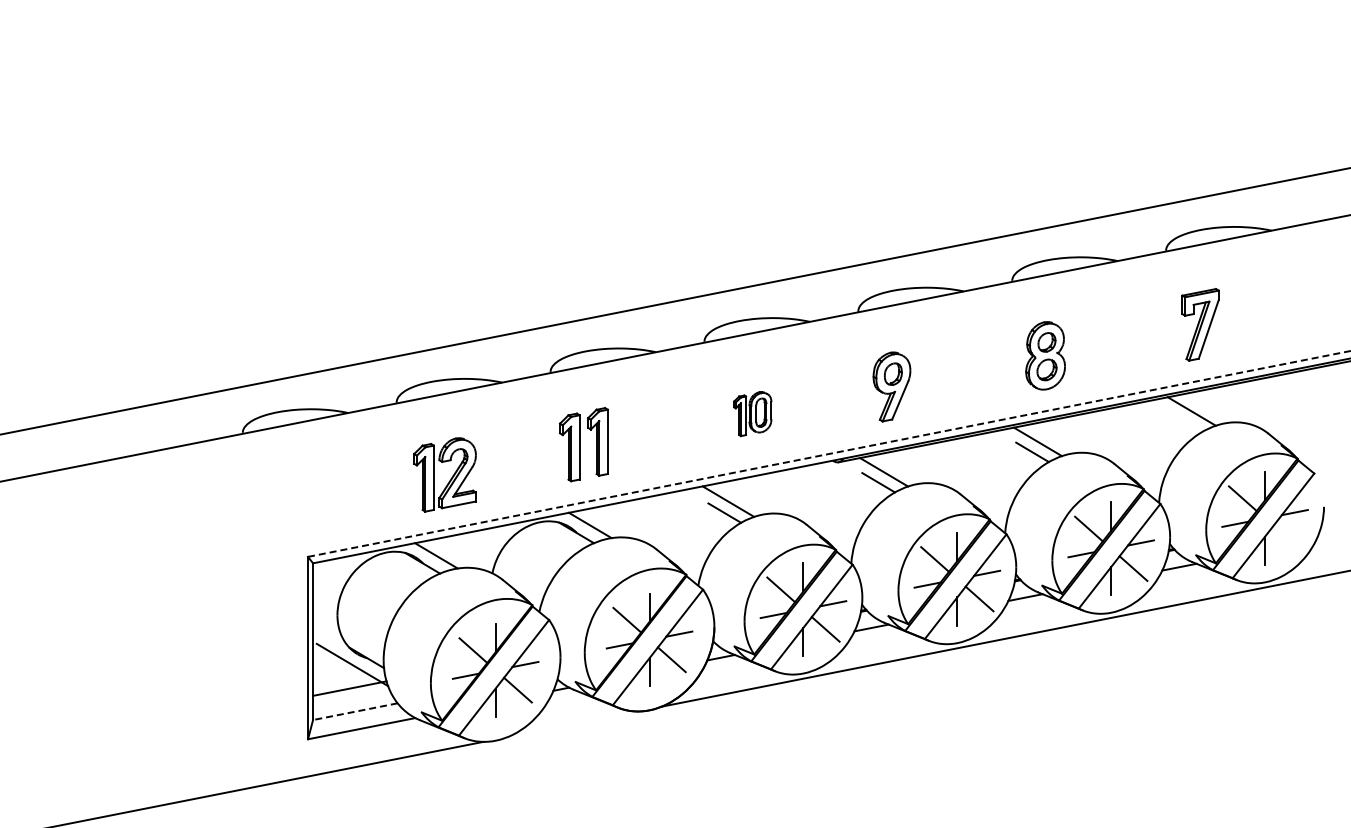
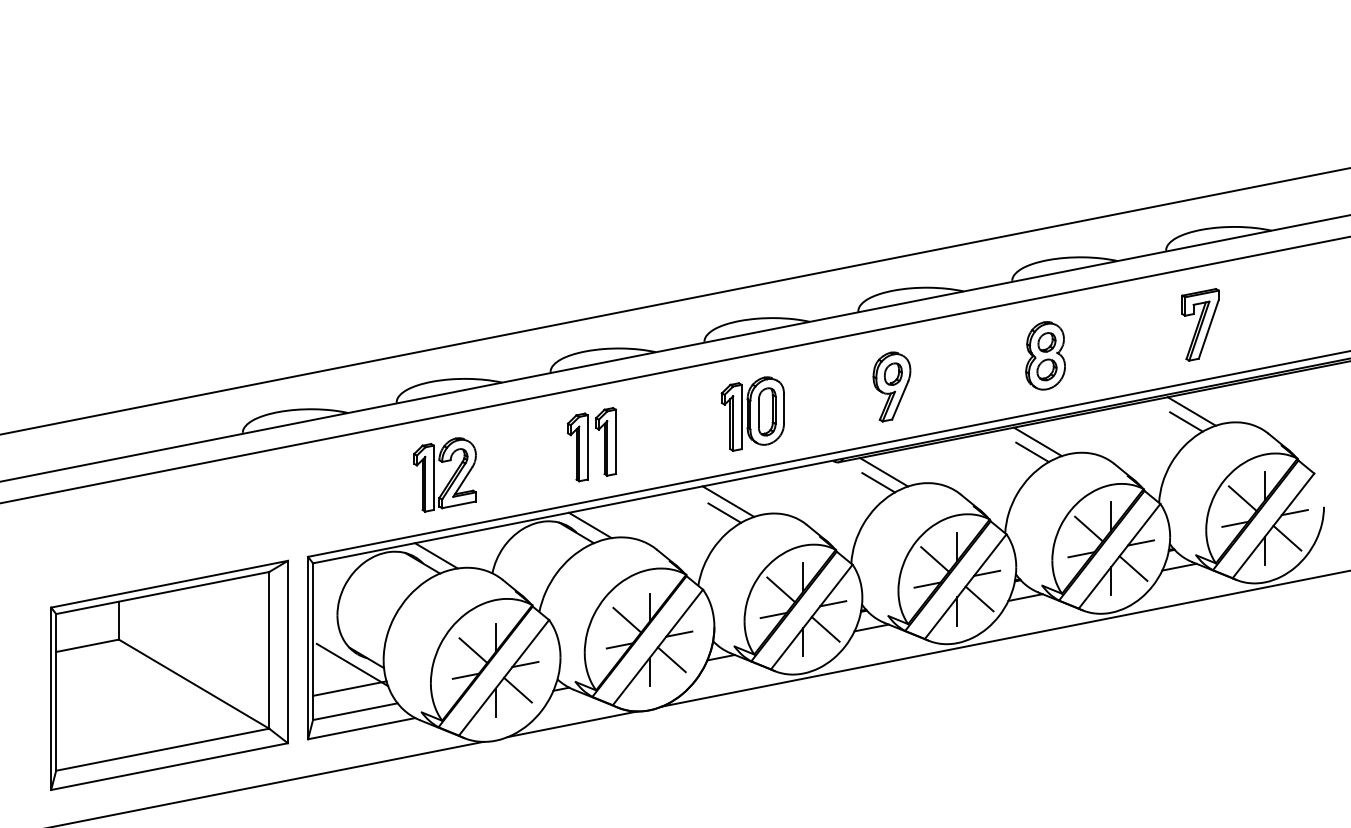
line: none -> present (674, 369)
part size: 40x47 px -> 65x76 px (752, 413)
line: none -> present (1186, 421)
part position: (583, 444) -> (591, 444) (591, 444)
line: dashed -> solid (829, 453)
line: none -> present (1287, 537)
part: none -> present (169, 674)
line: dashed -> solid (354, 711)
line: none -> present (572, 724)
